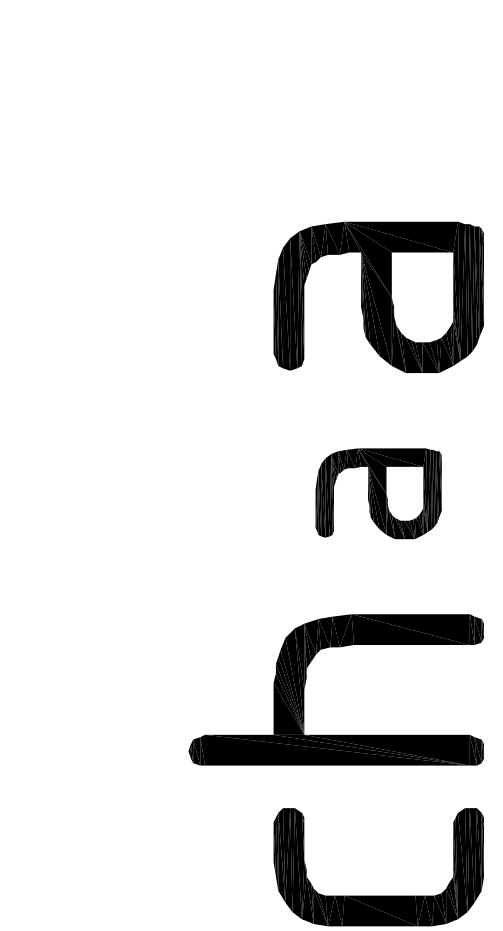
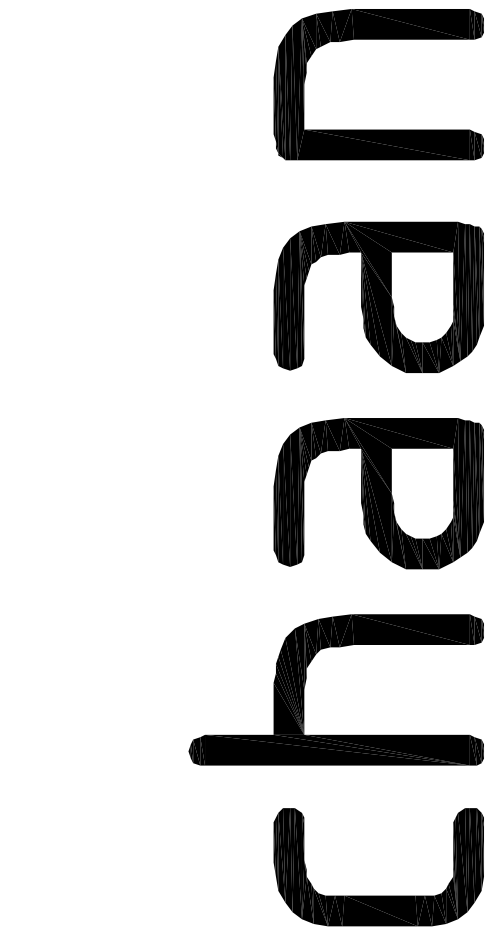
part: none -> present (378, 39)
part size: 127x92 px -> 211x152 px (378, 493)
